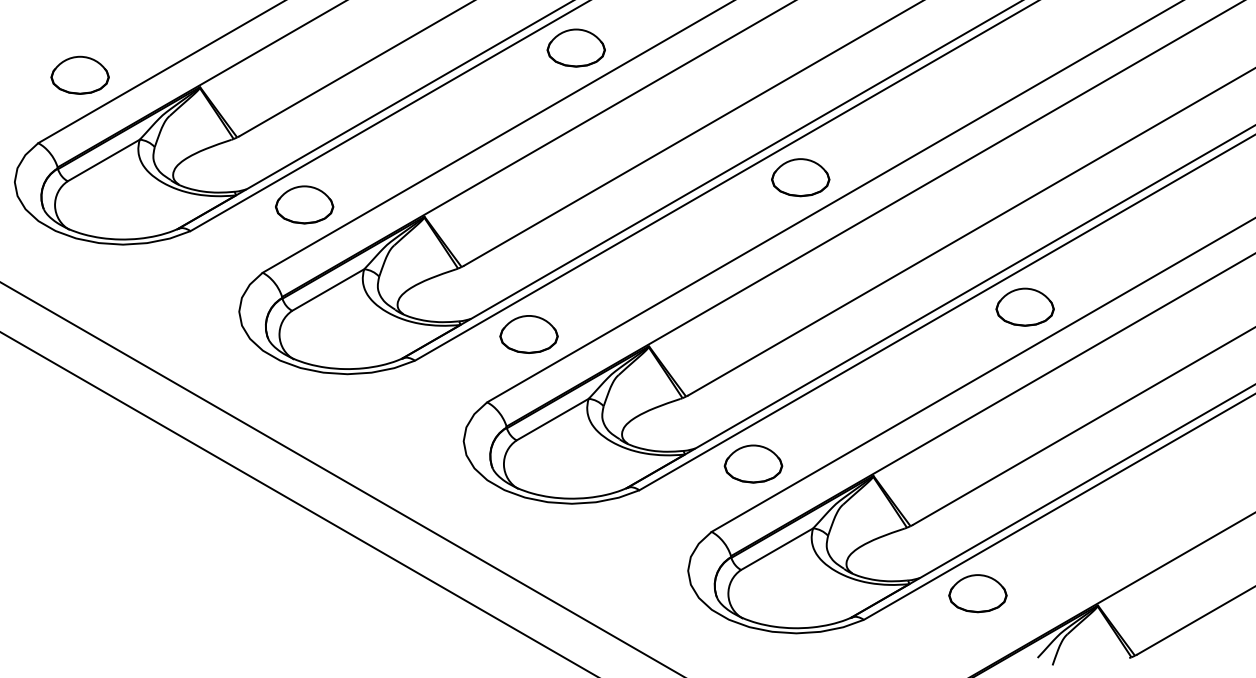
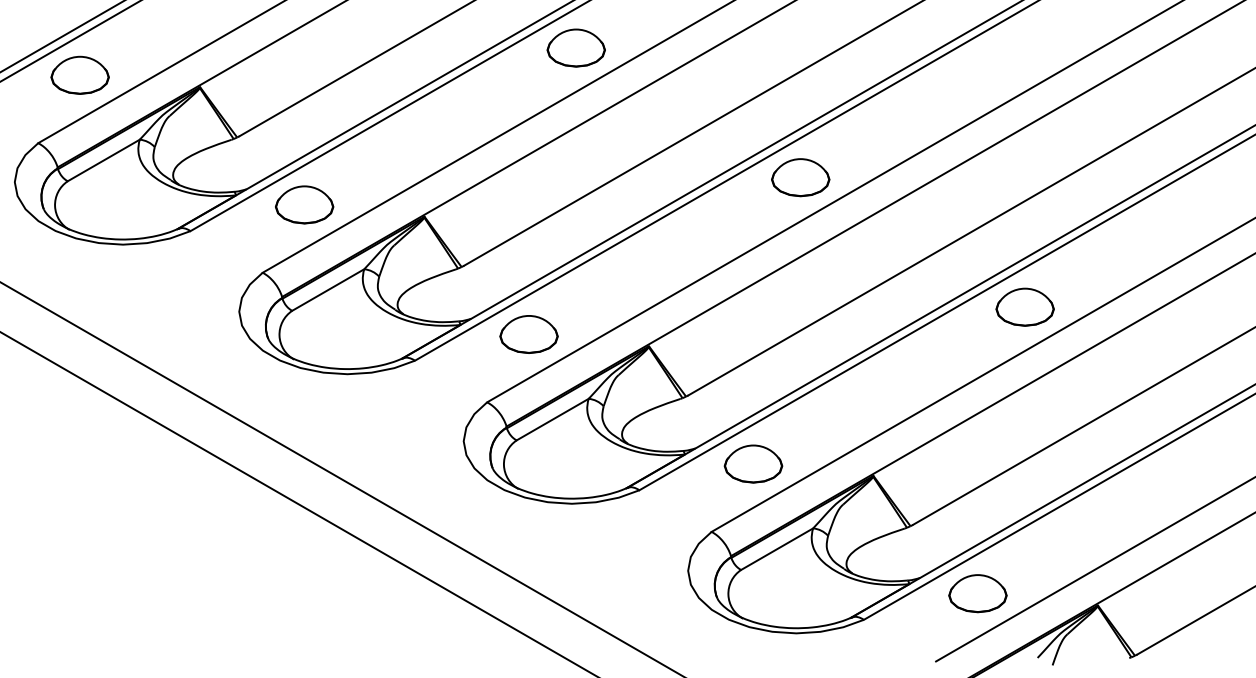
line: none -> present (62, 36)
line: none -> present (69, 41)
line: none -> present (1094, 569)
